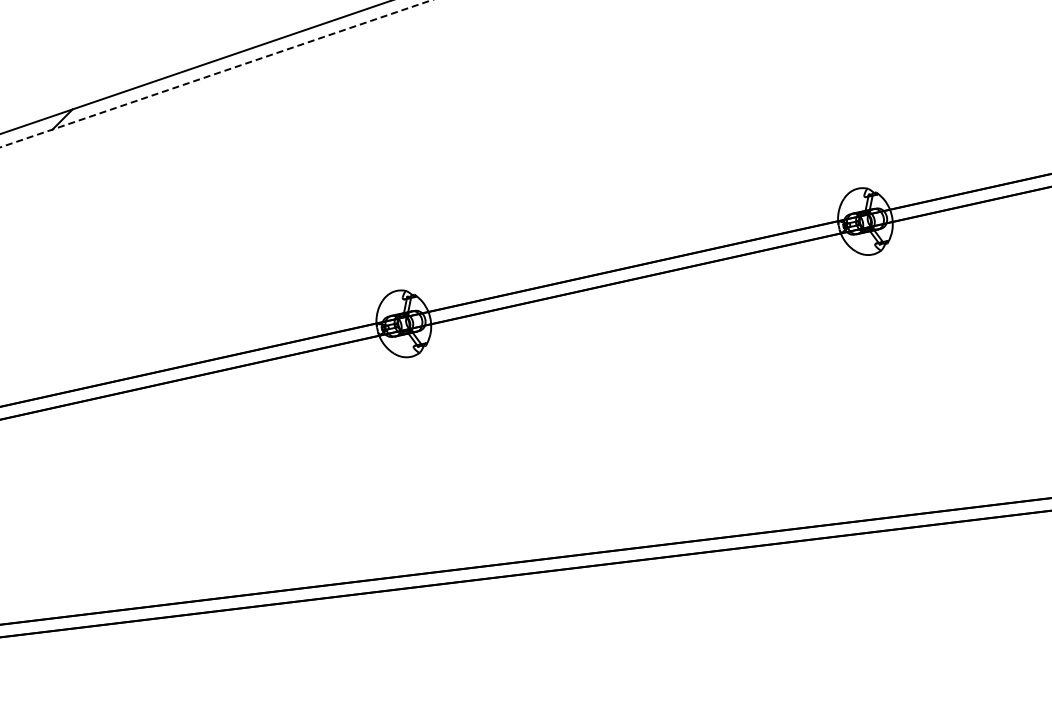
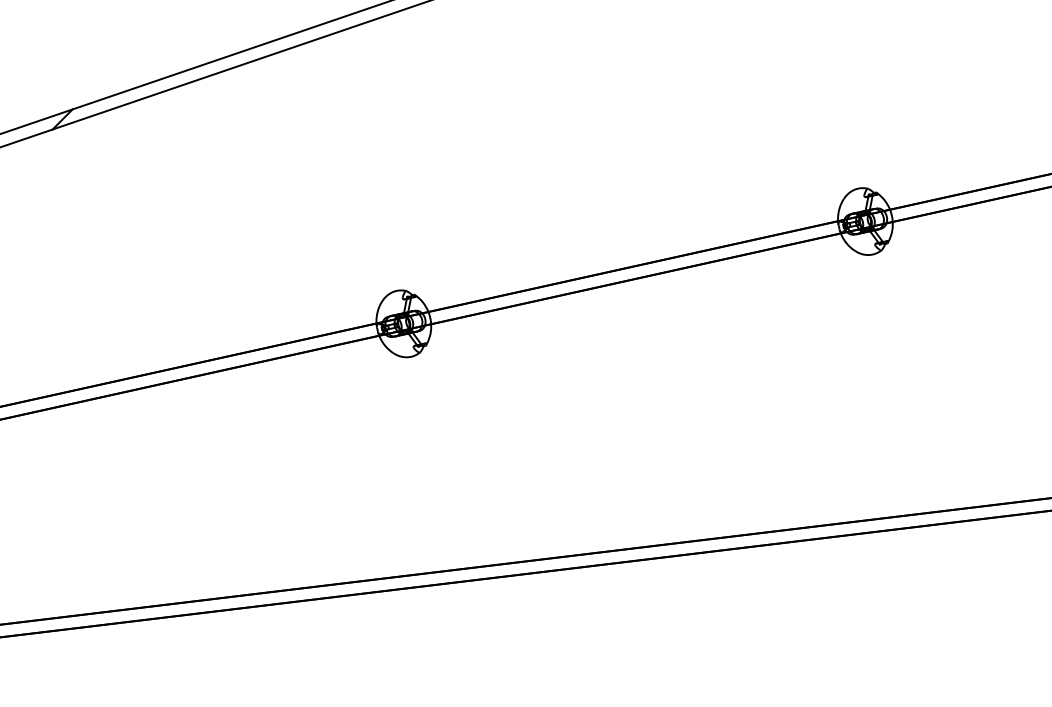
line: dashed -> solid (215, 73)
